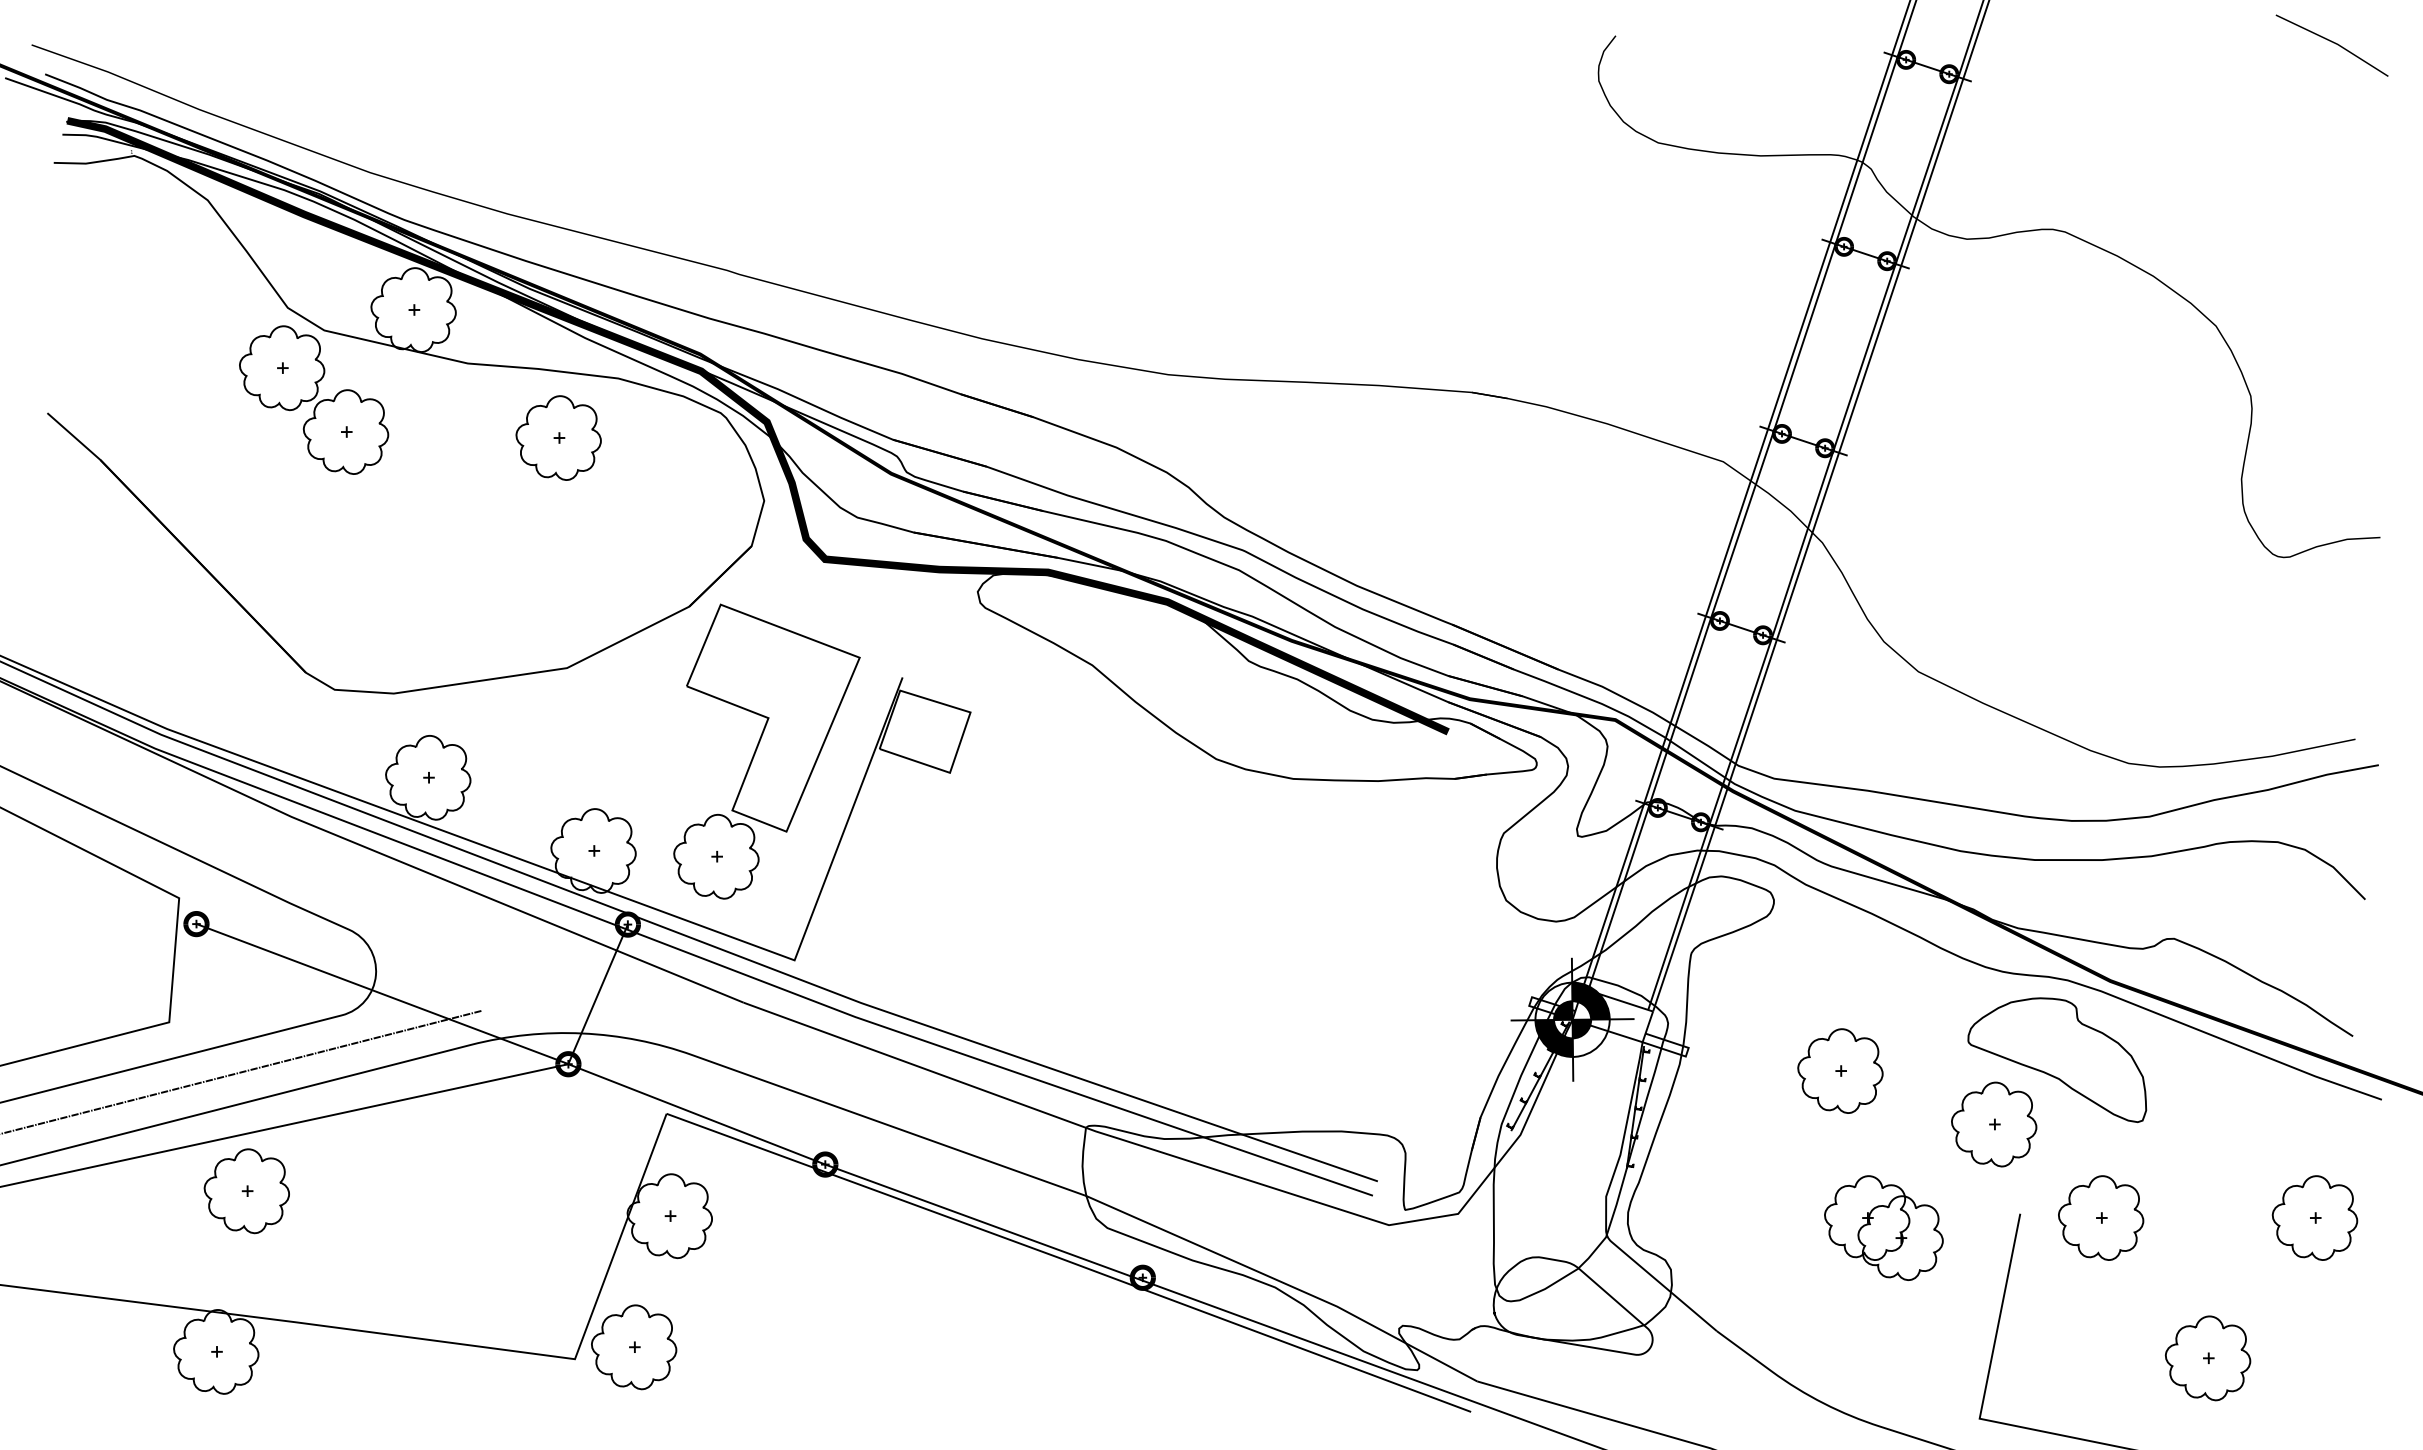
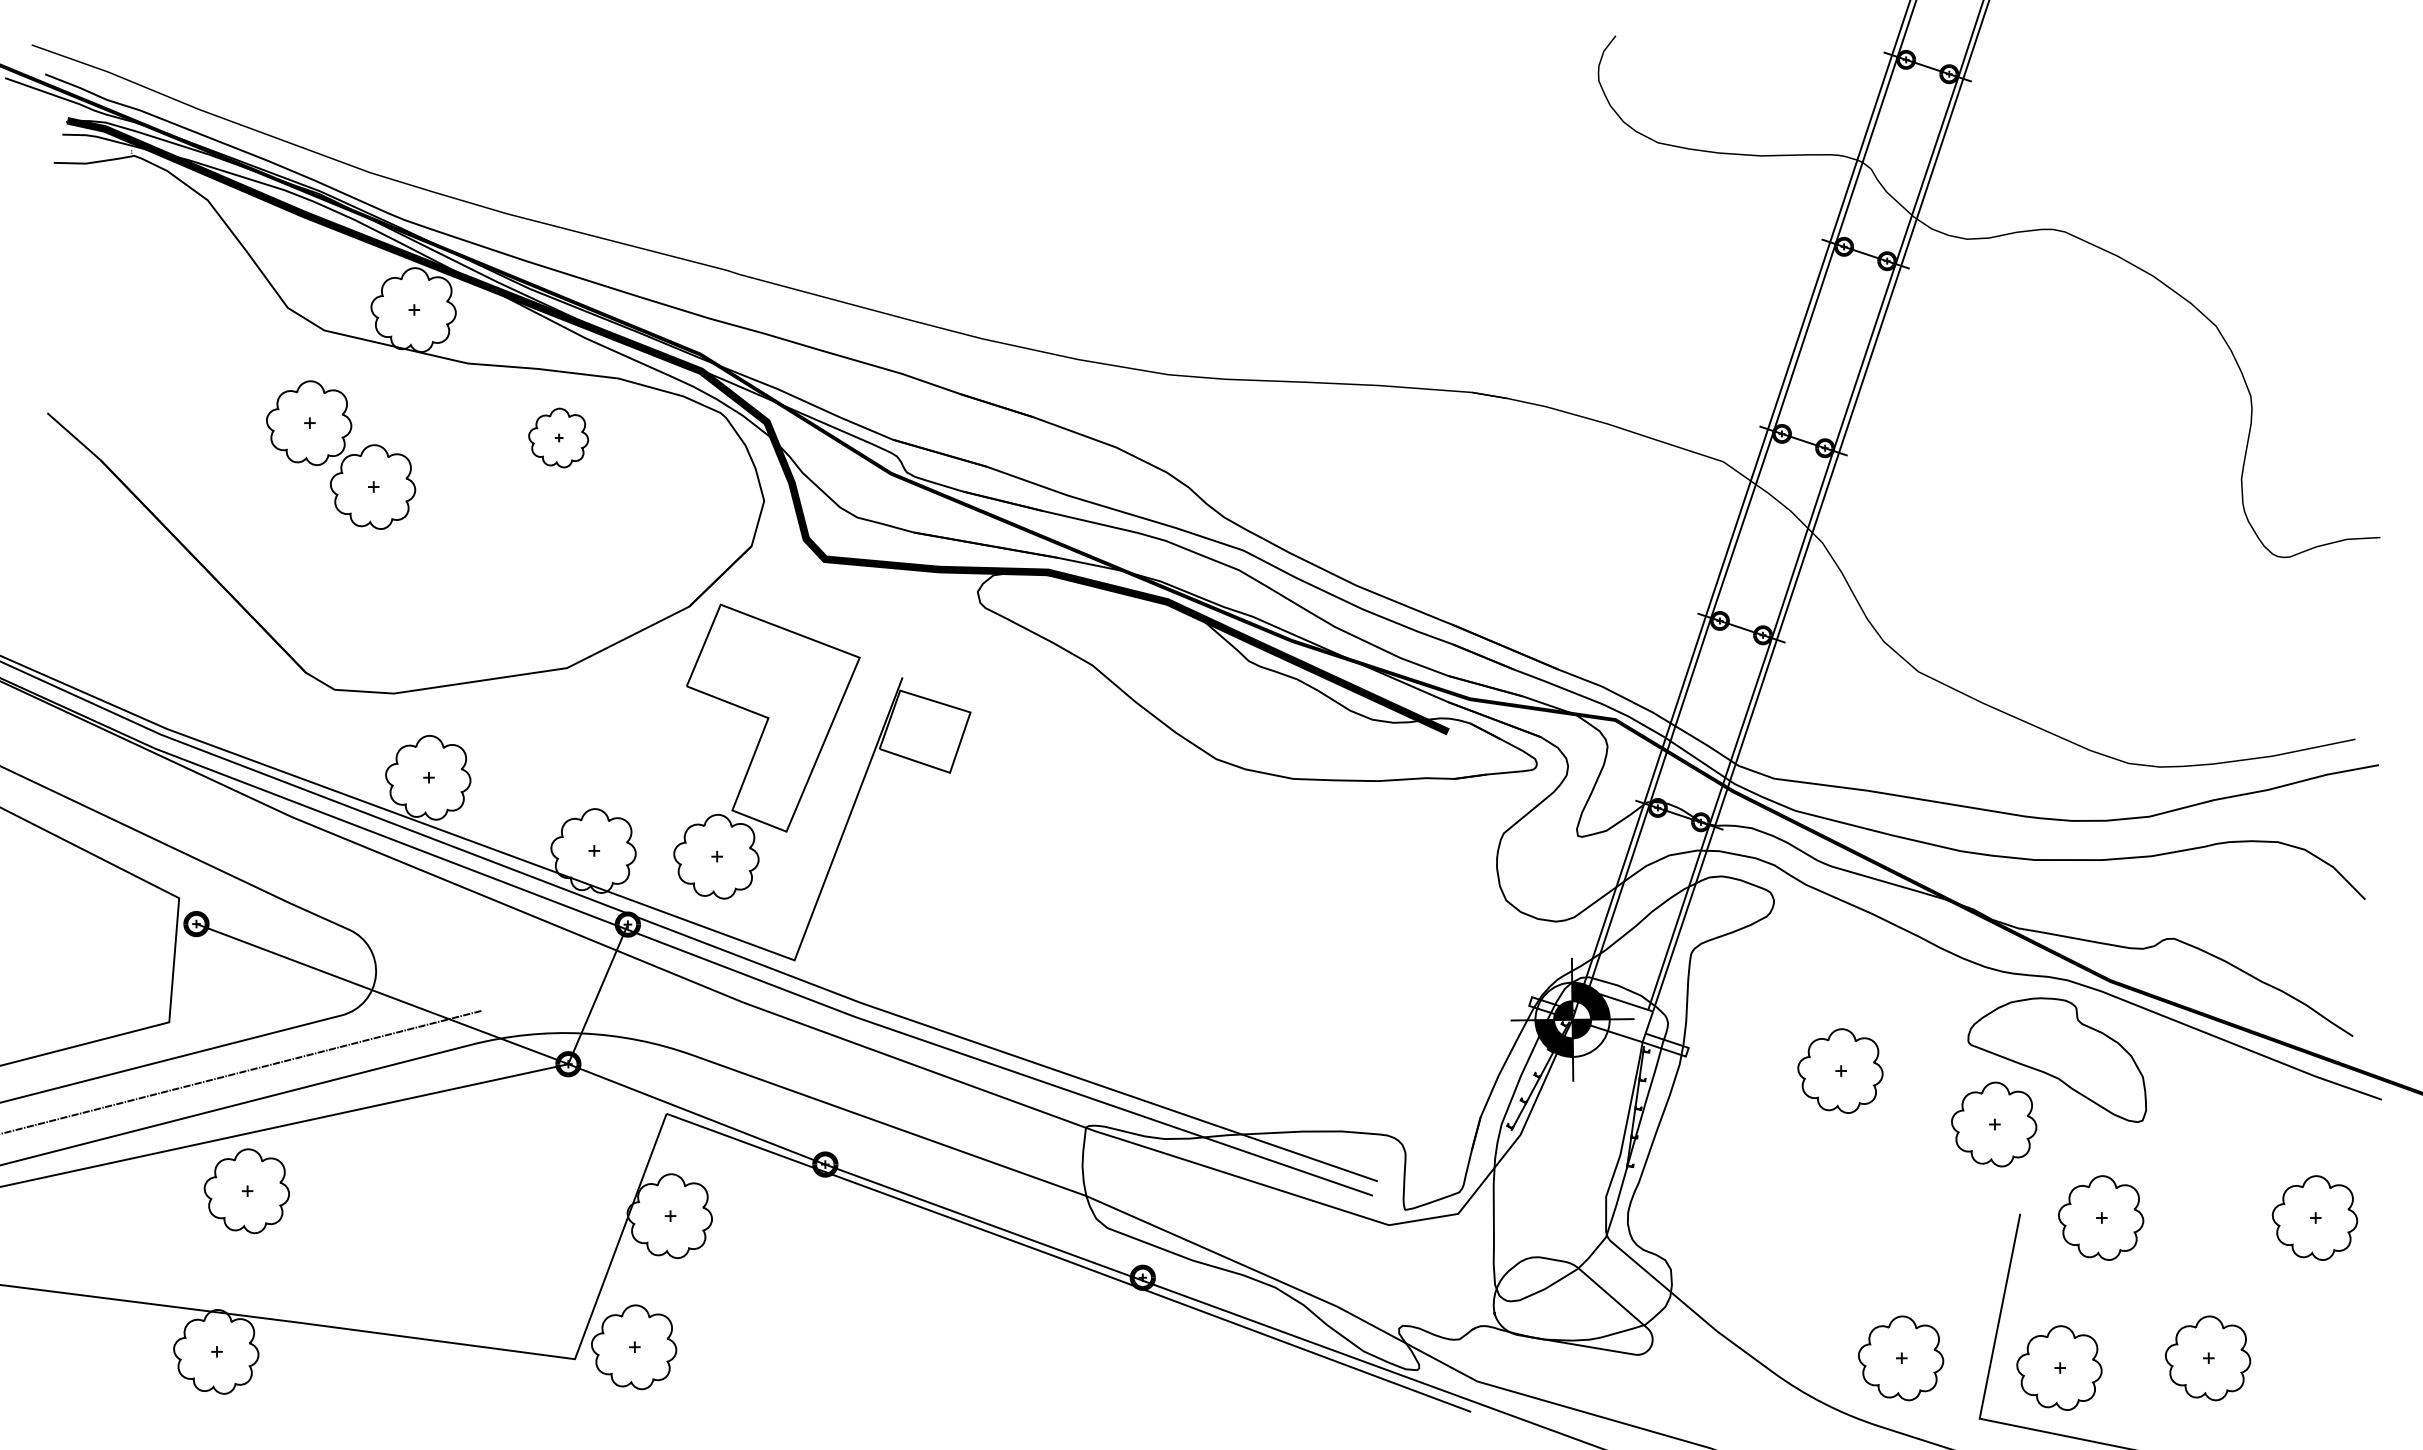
line: present -> none (2333, 43)
part position: (314, 399) -> (341, 454) (341, 454)
part size: 87x86 px -> 62x62 px (558, 437)
part: present -> none (1883, 1227)
part: none -> present (1900, 1358)
part: none -> present (2059, 1367)
